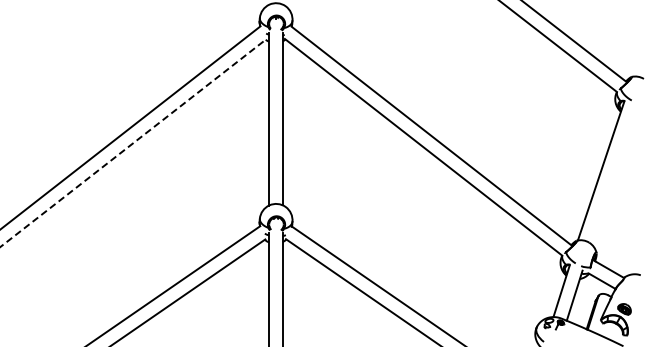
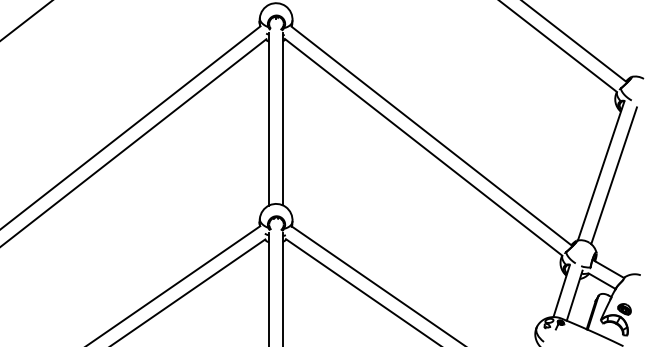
line: none -> present (26, 20)
line: dashed -> solid (133, 143)
line: none -> present (613, 175)
